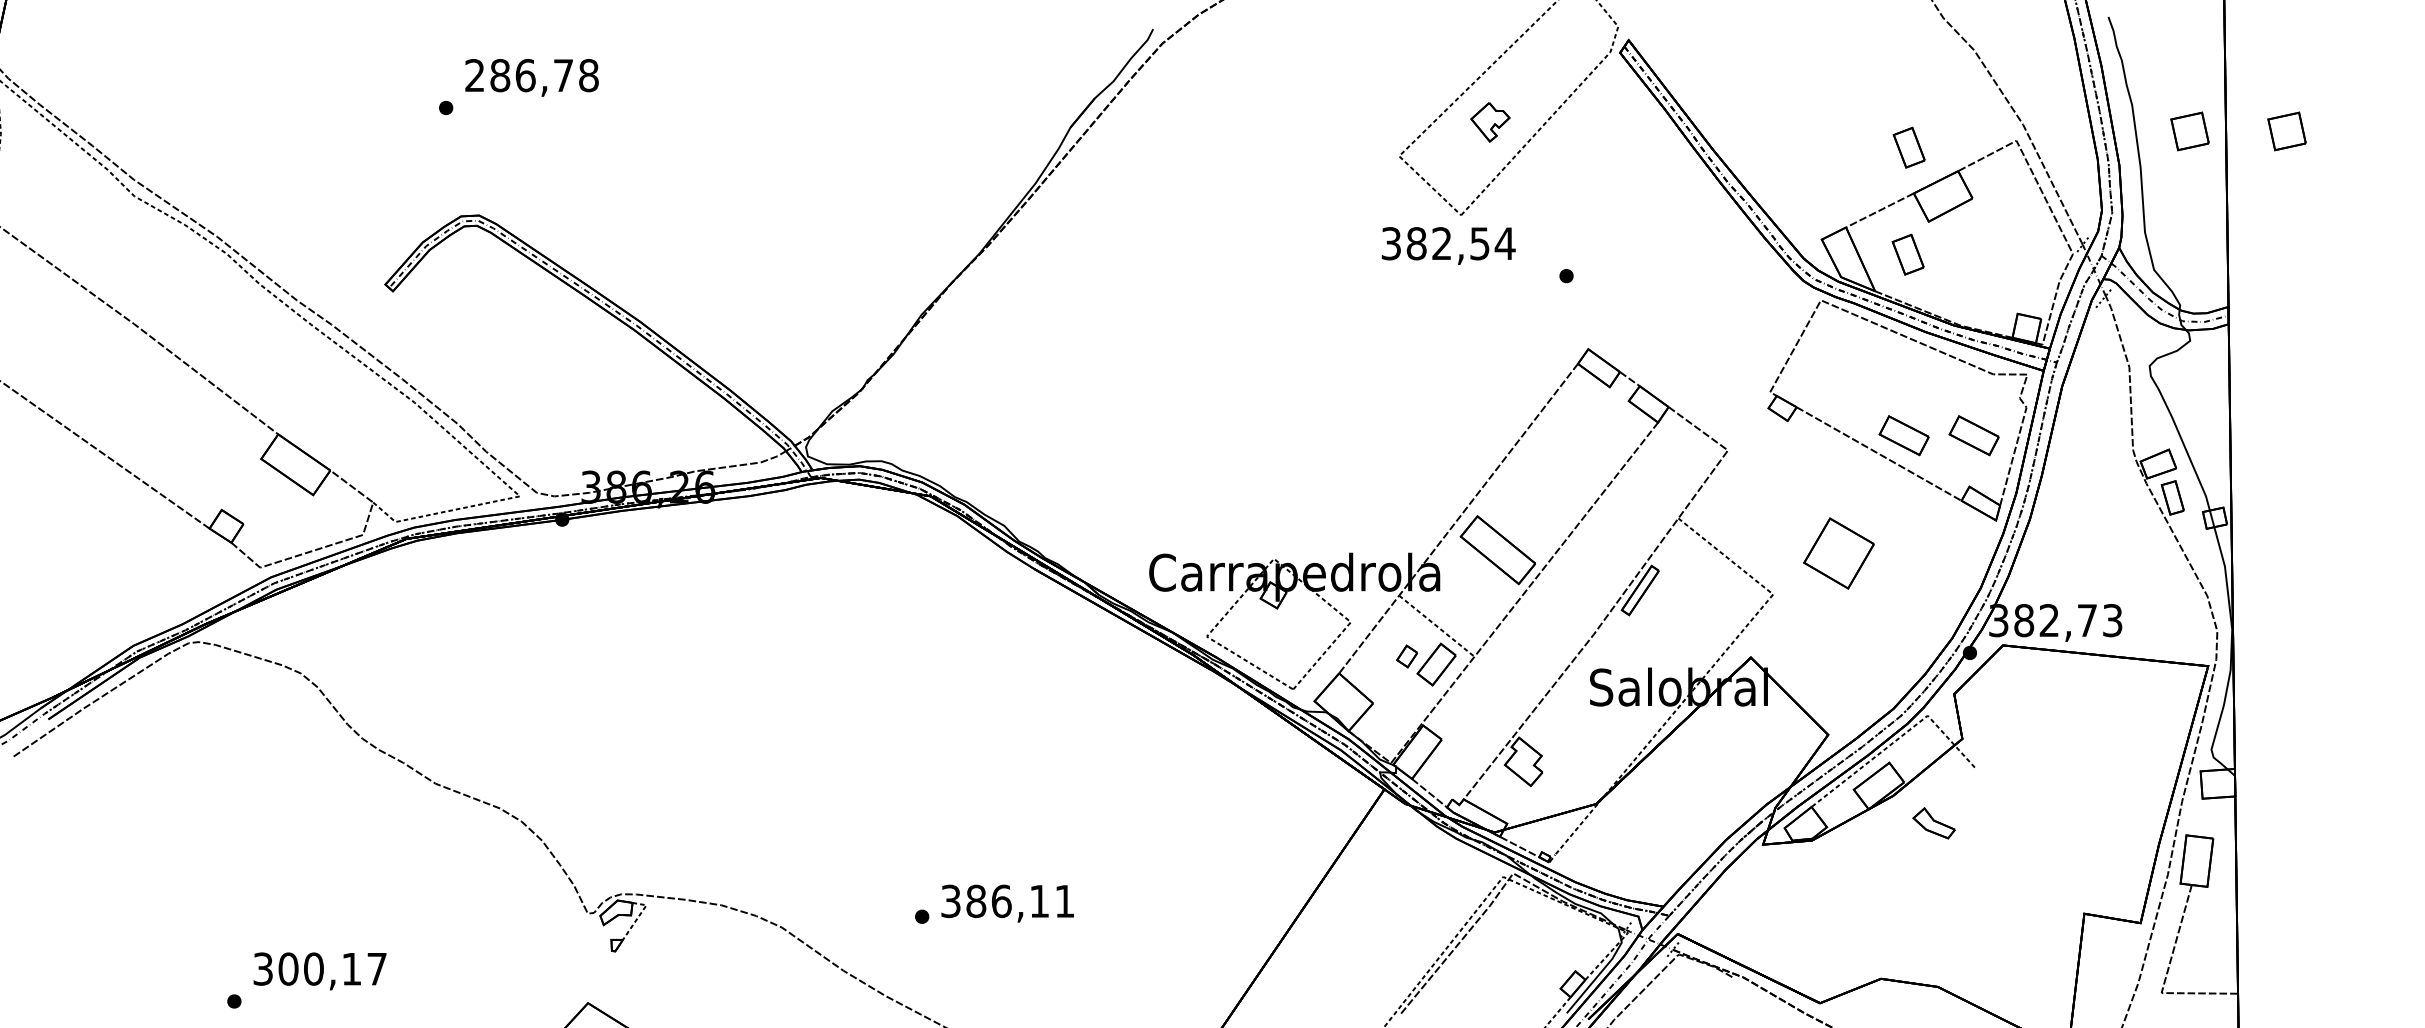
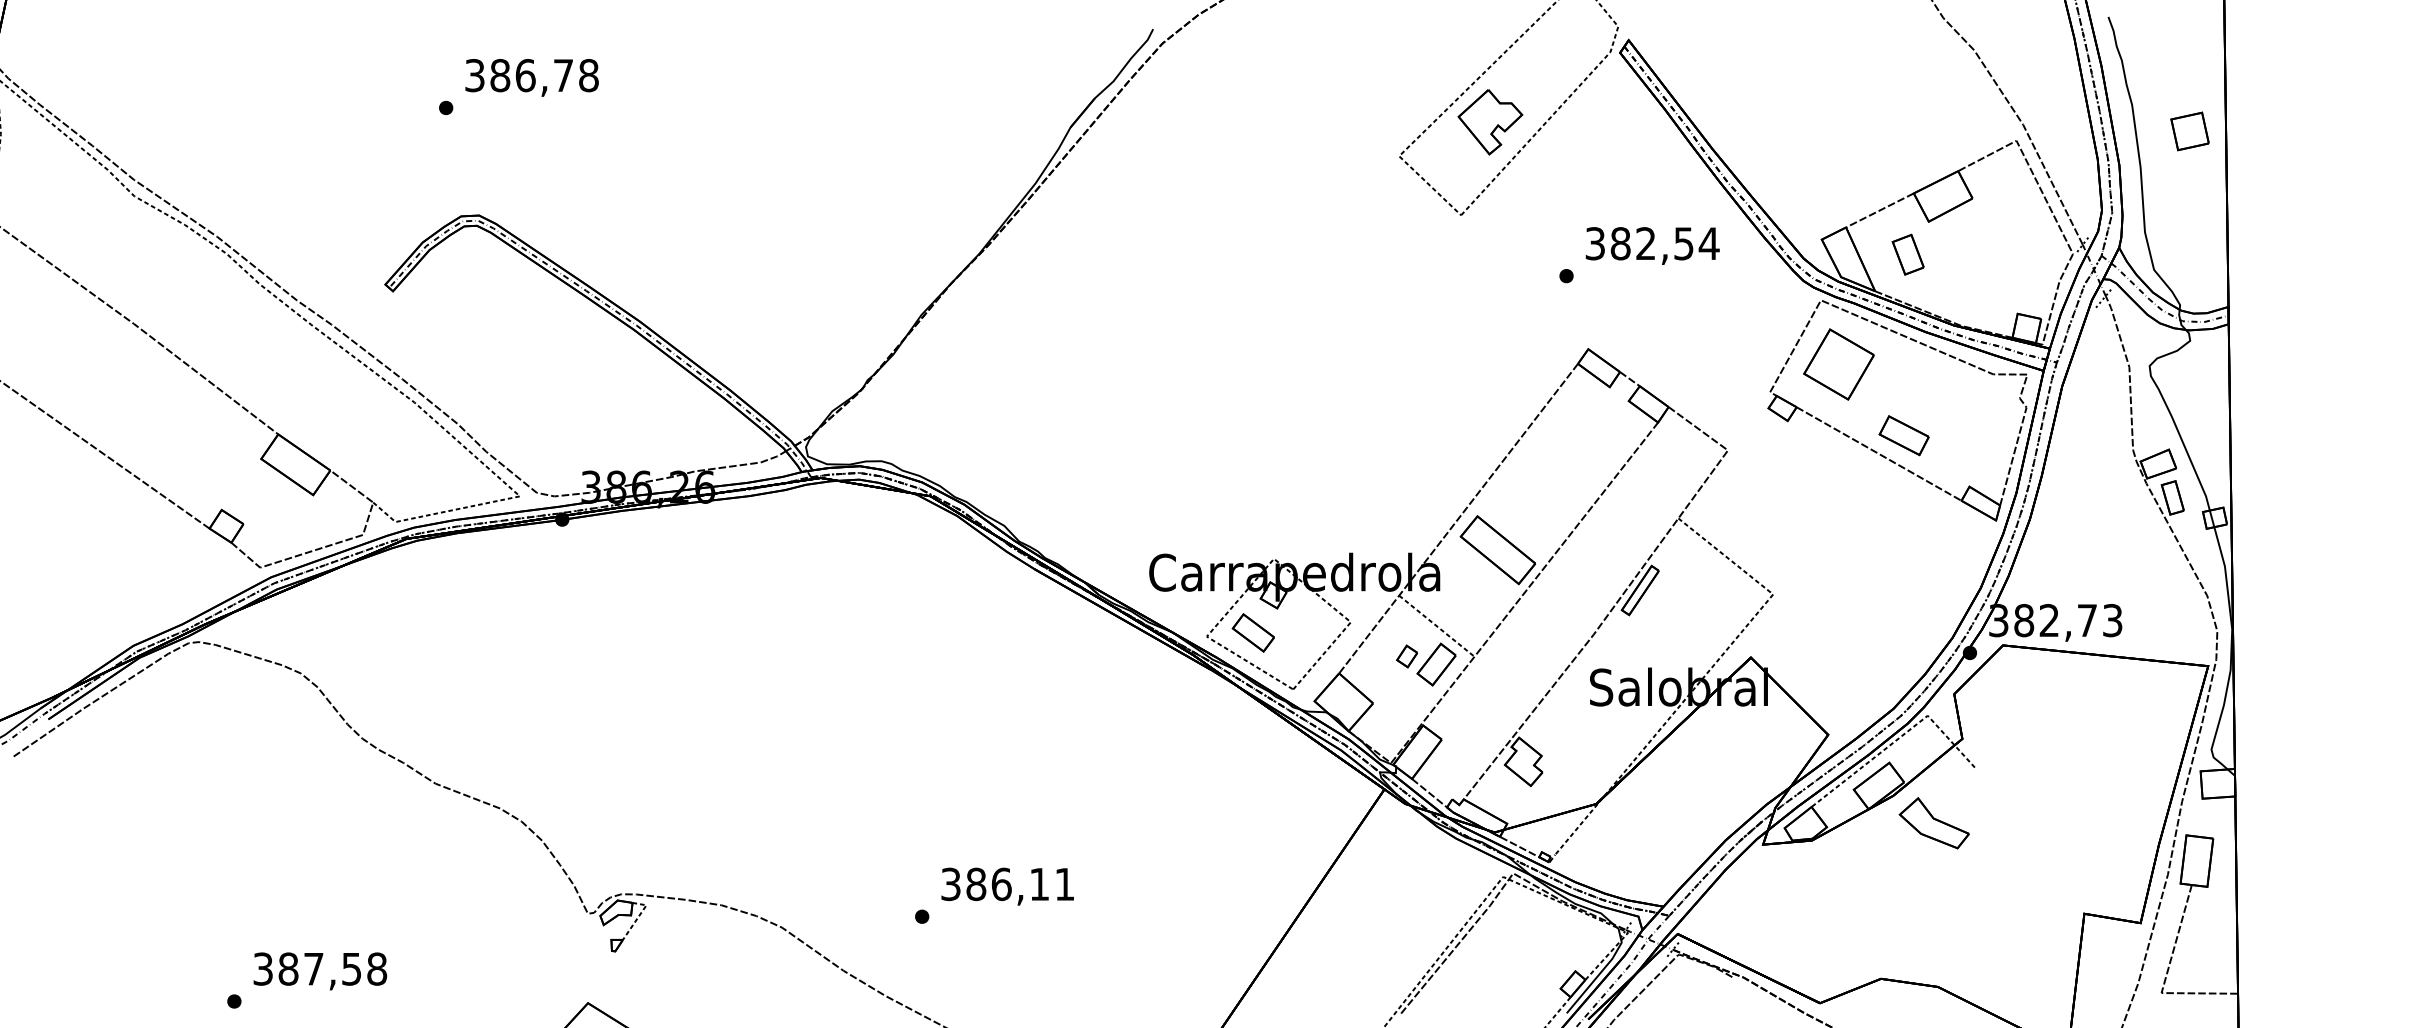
text: 286,78 -> 386,78 (474, 75)
part size: 41x41 px -> 67x67 px (1490, 122)
part: present -> none (2286, 131)
part: present -> none (1908, 147)
text position: (1448, 245) -> (1652, 245) (1652, 245)
part: present -> none (1973, 435)
part position: (1838, 553) -> (1838, 364) (1838, 364)
part: none -> present (1252, 632)
part size: 44x33 px -> 72x53 px (1933, 823)
text position: (1007, 903) -> (1007, 886) (1007, 886)
text: 300,17 -> 387,58 (332, 968)
